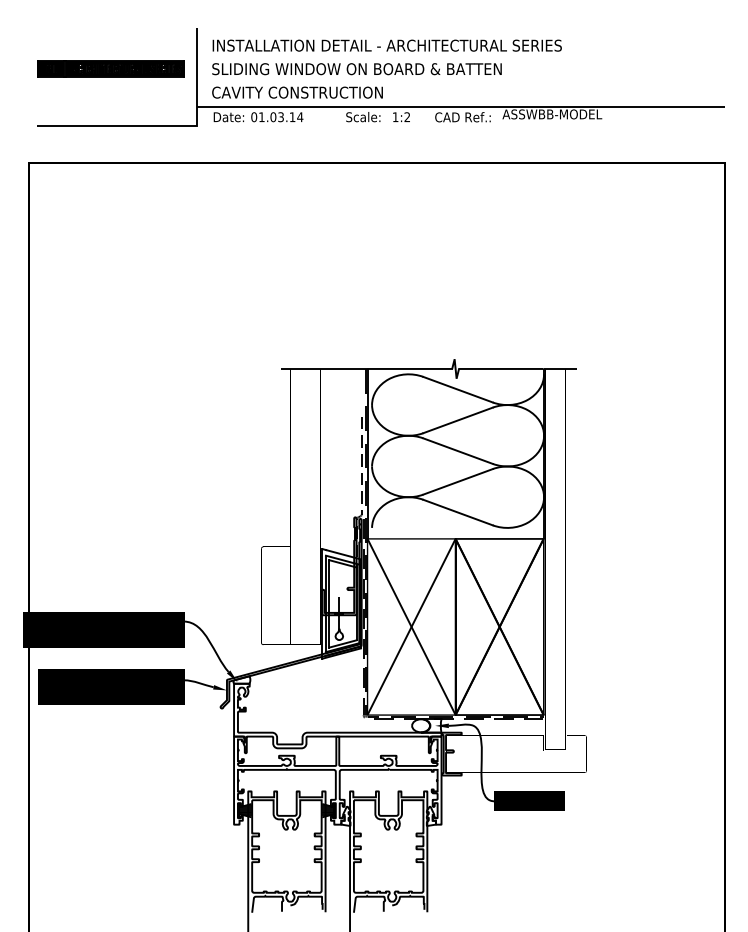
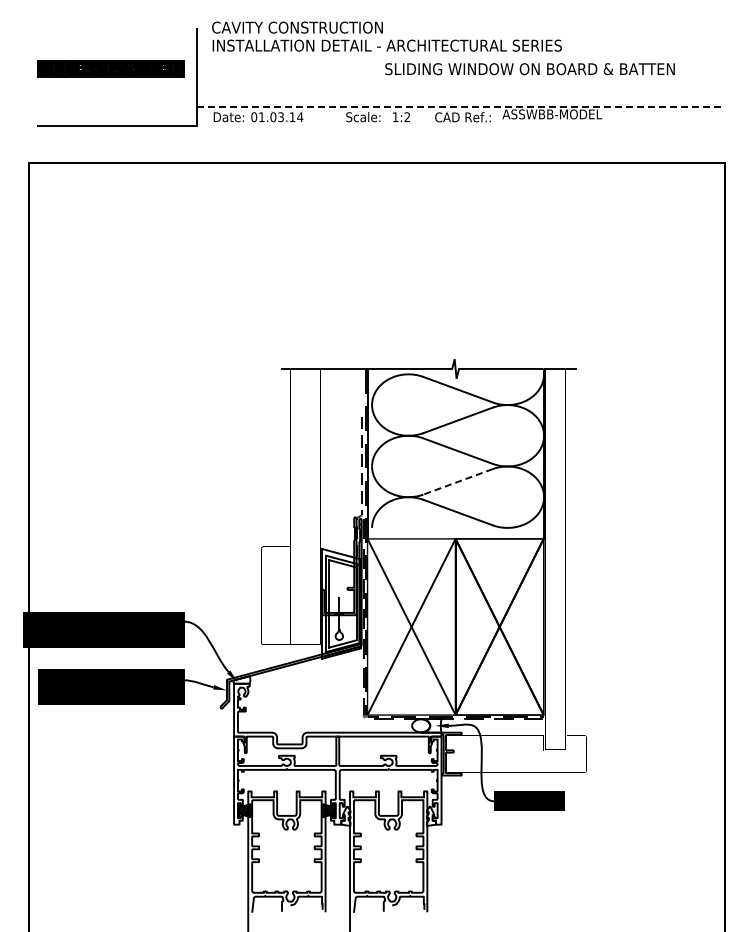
text position: (356, 69) -> (529, 69) (529, 69)
text position: (297, 92) -> (297, 27) (297, 27)
line: solid -> dashed (461, 106)
line: solid -> dashed (457, 482)
